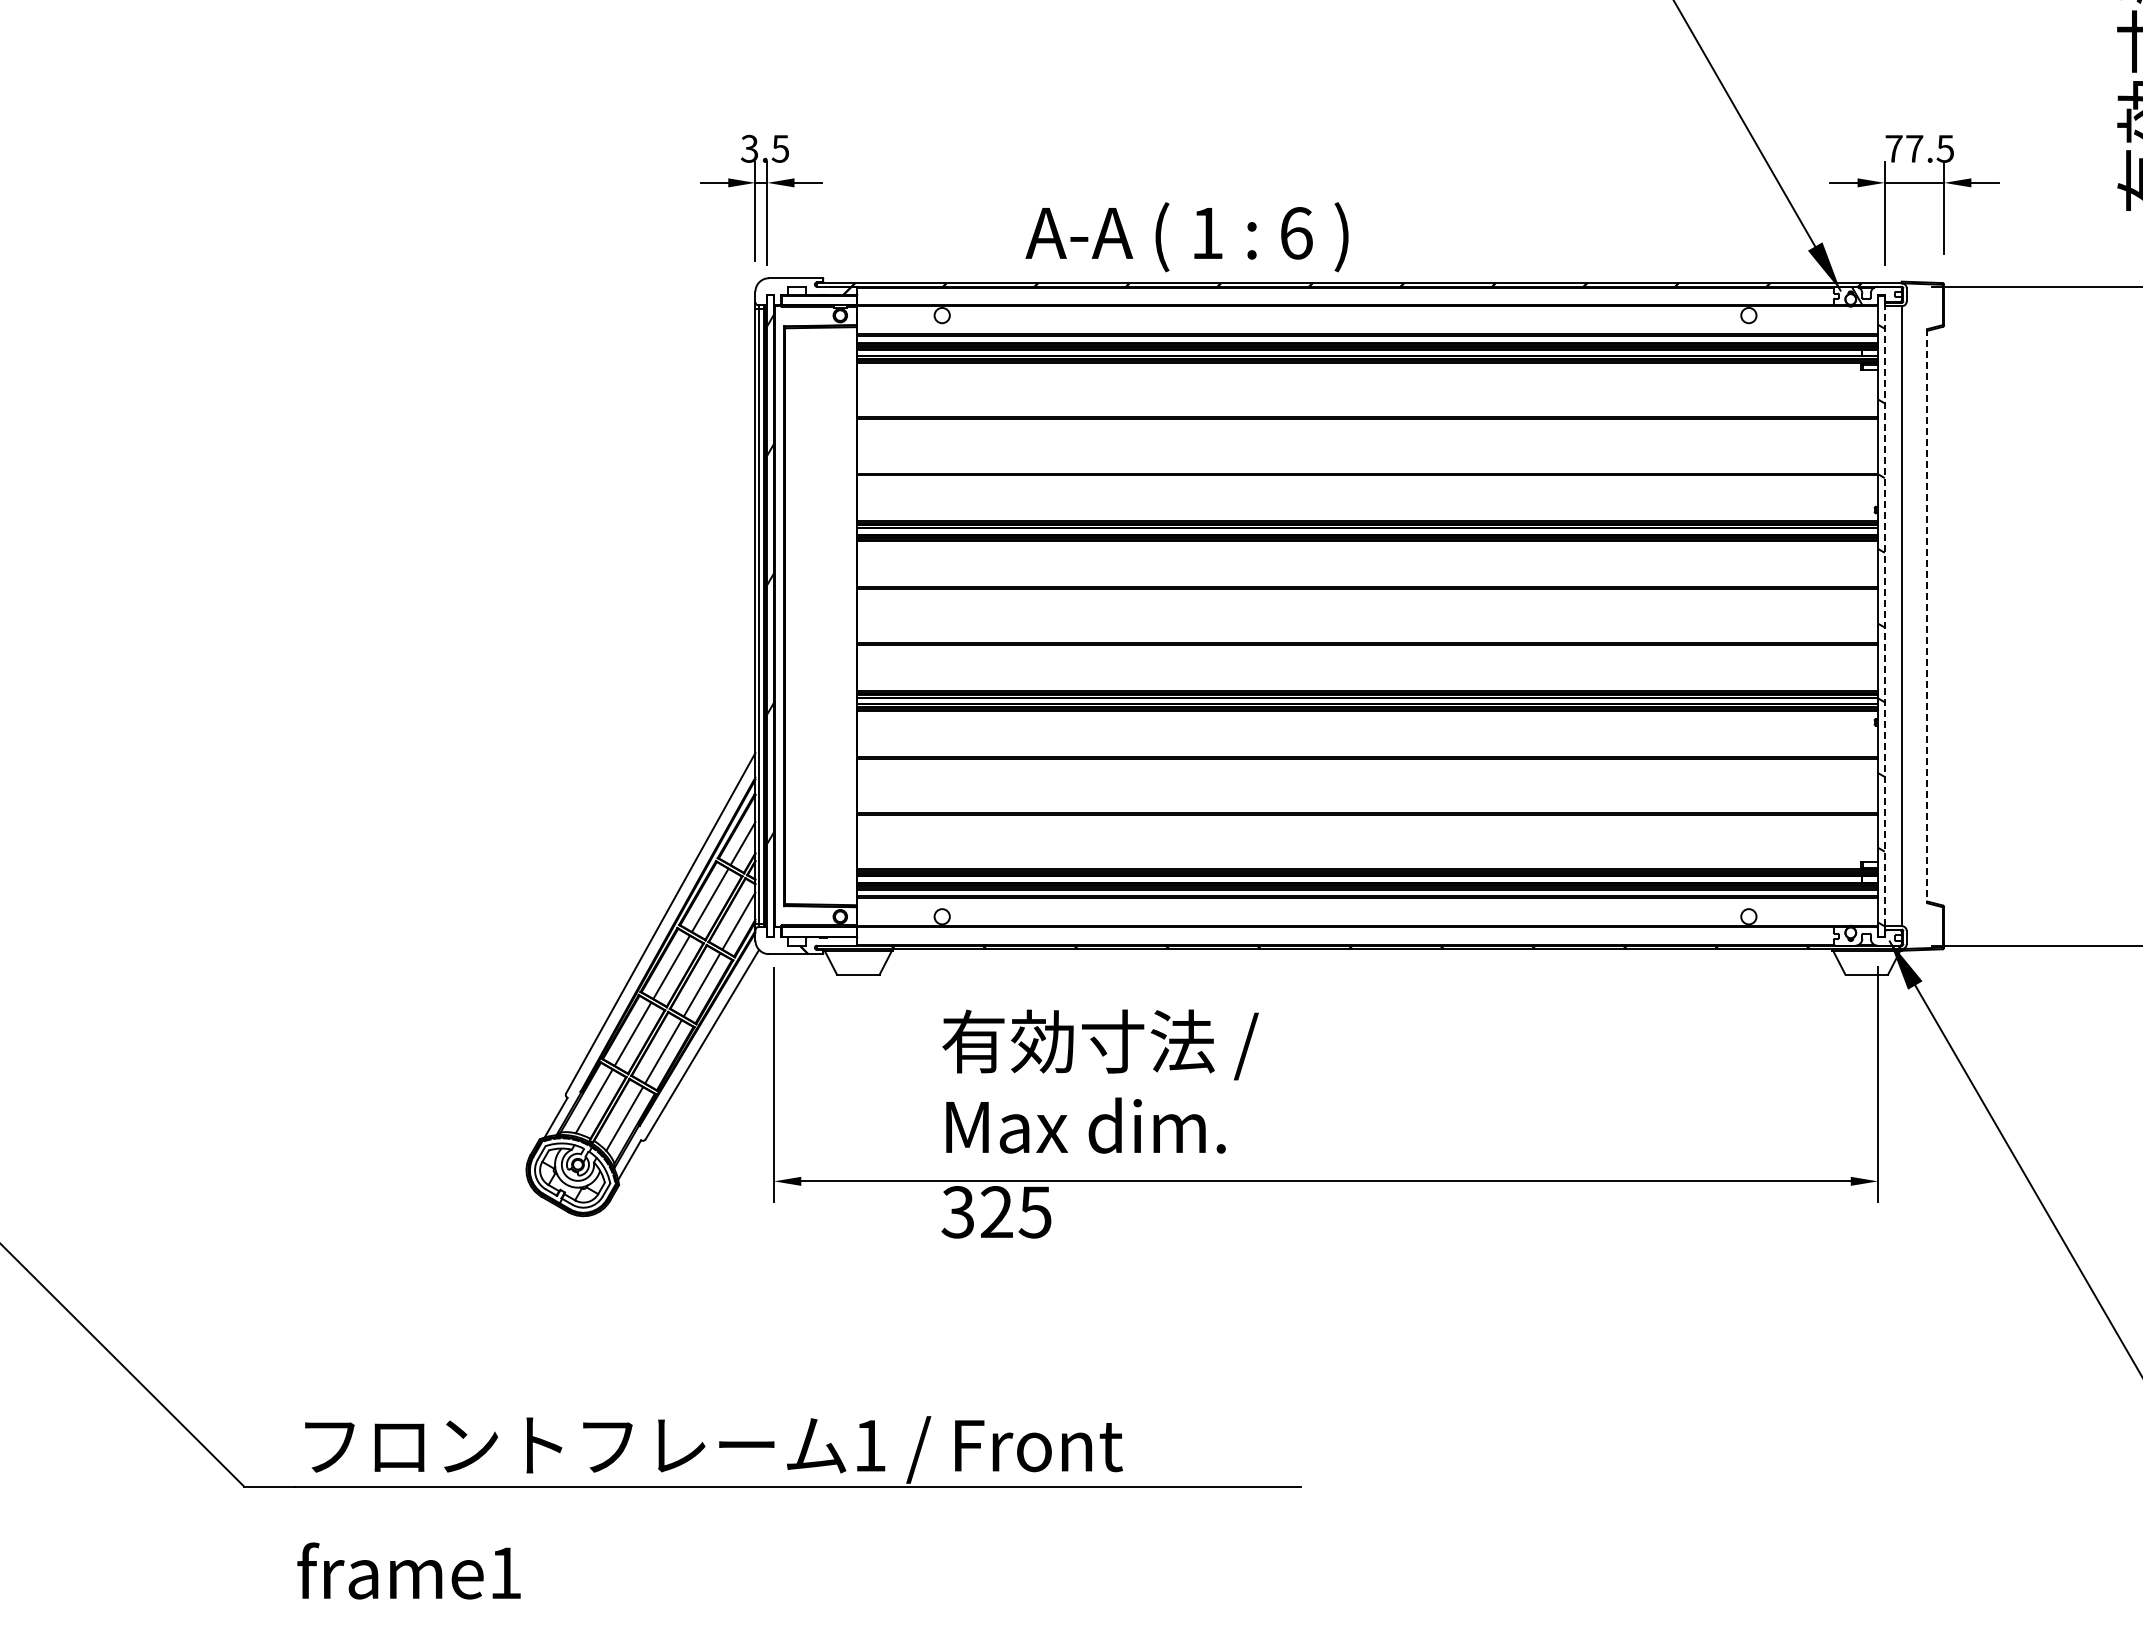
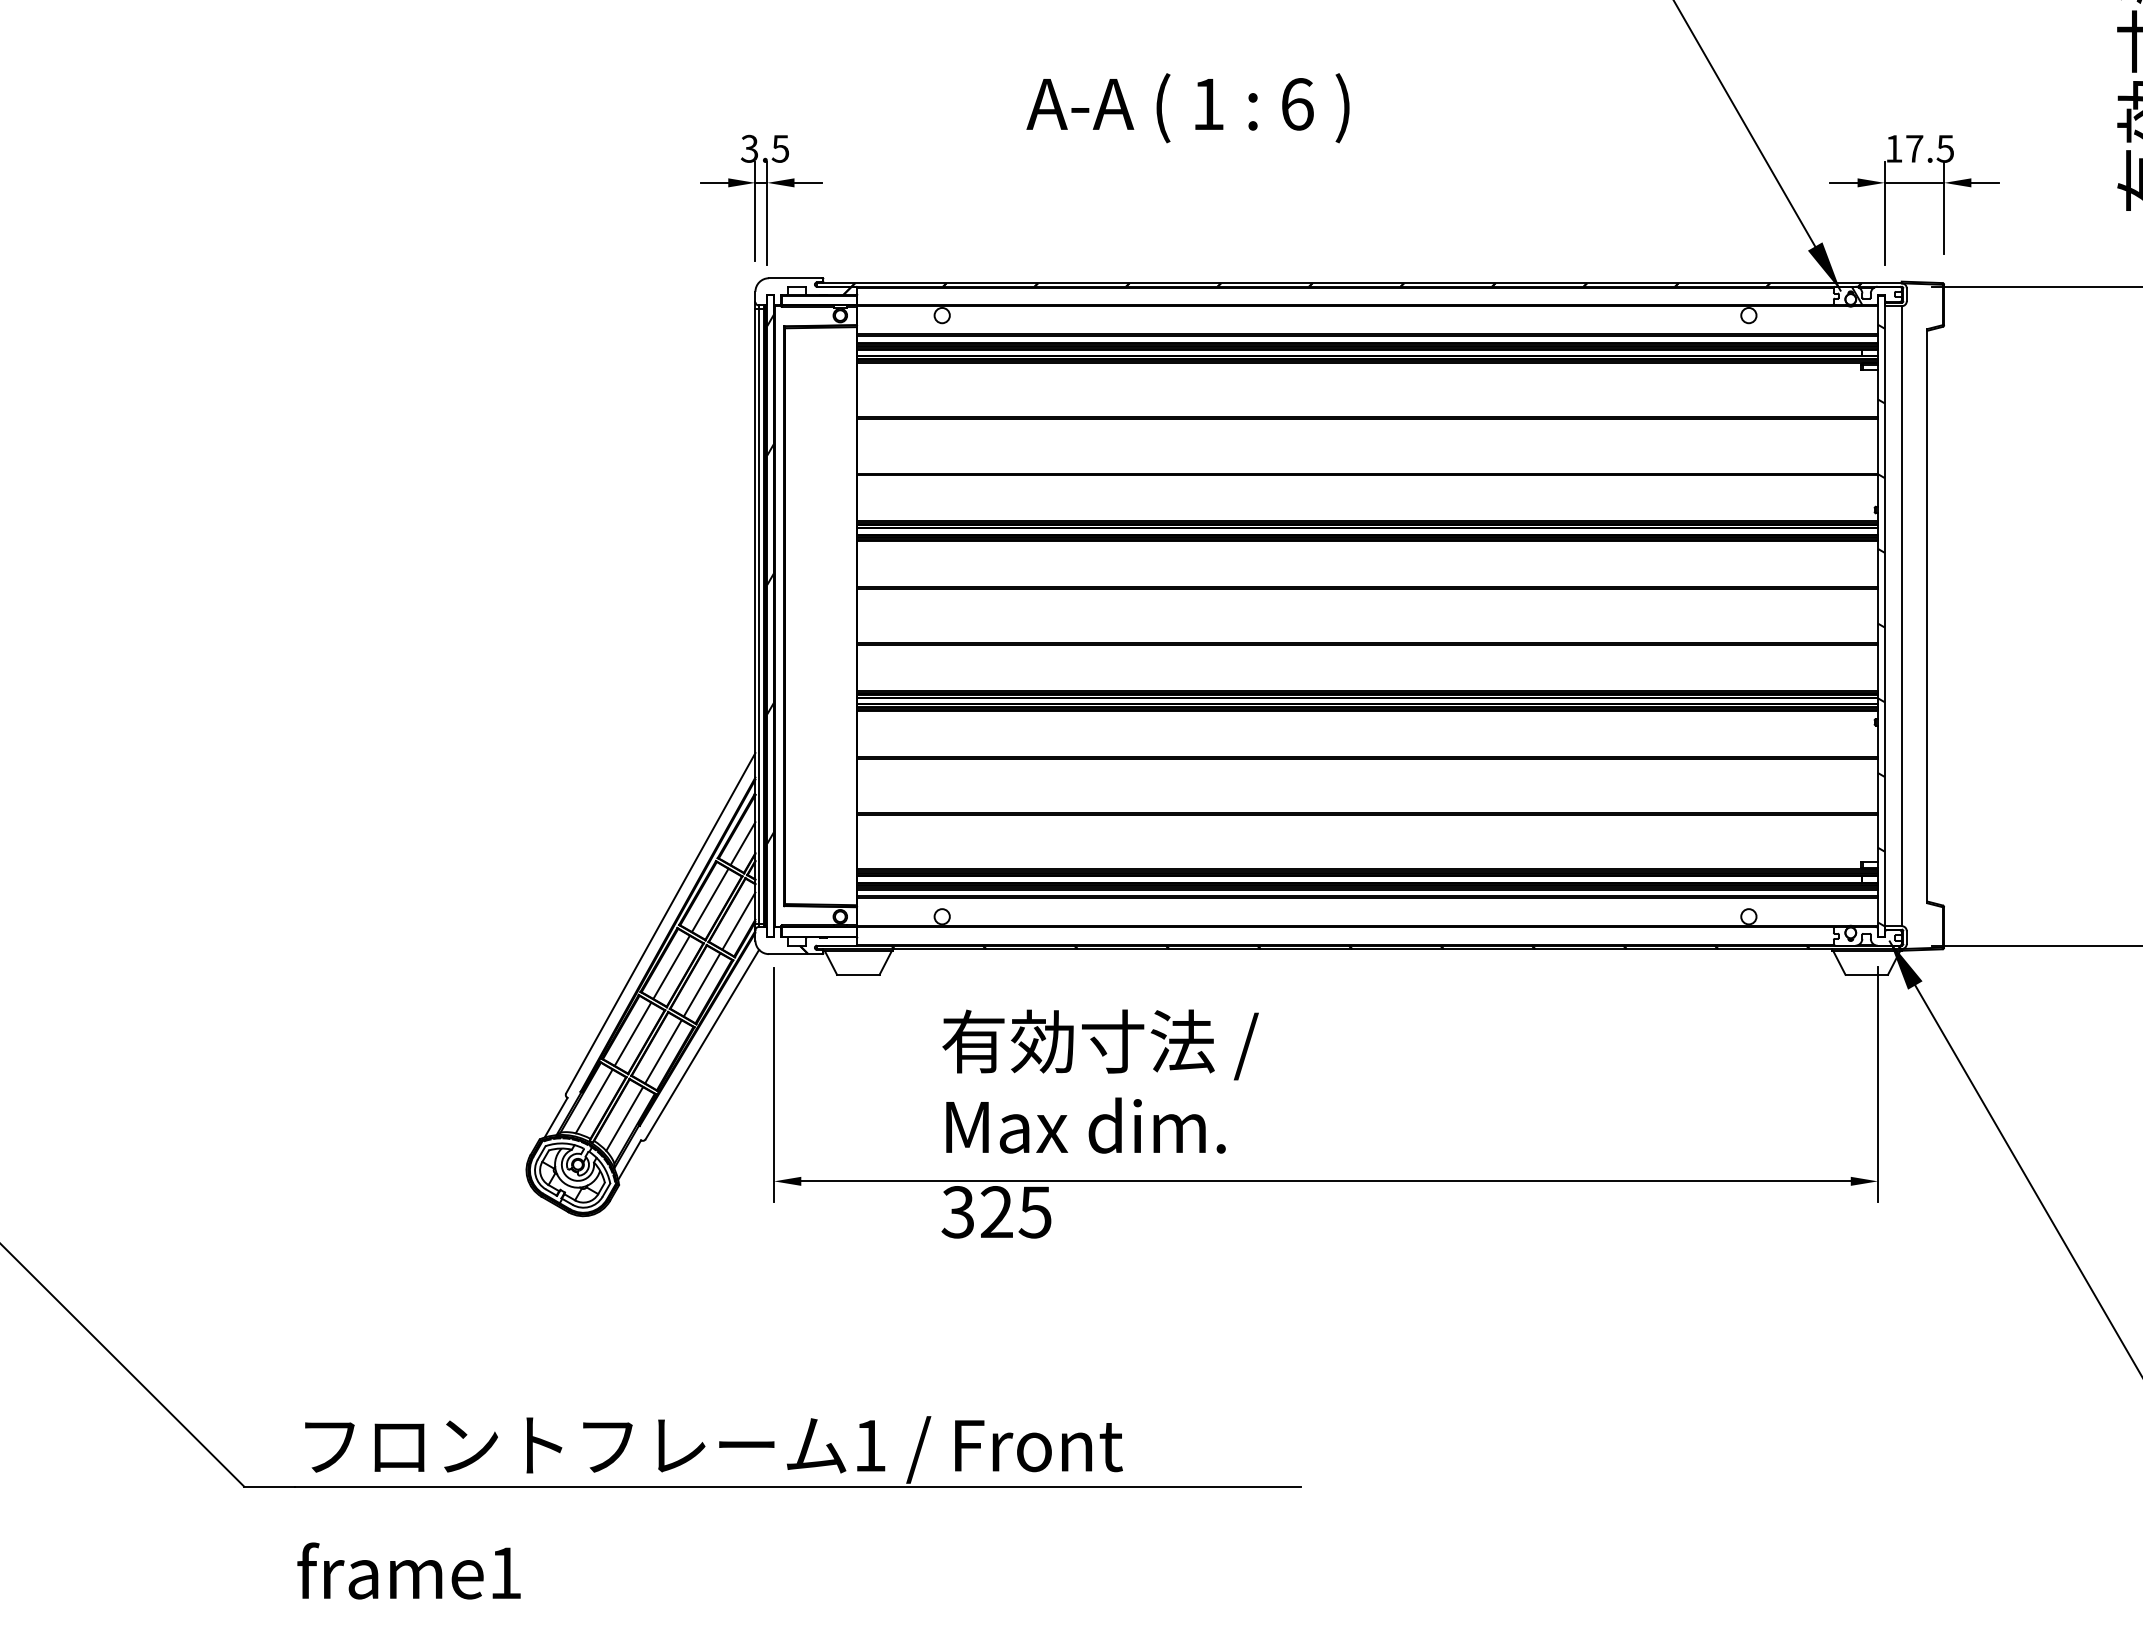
text: 77.5 -> 17.5 (1893, 148)
text position: (1186, 237) -> (1187, 108) (1187, 108)
line: dashed -> solid (1884, 616)
line: dashed -> solid (1927, 616)
